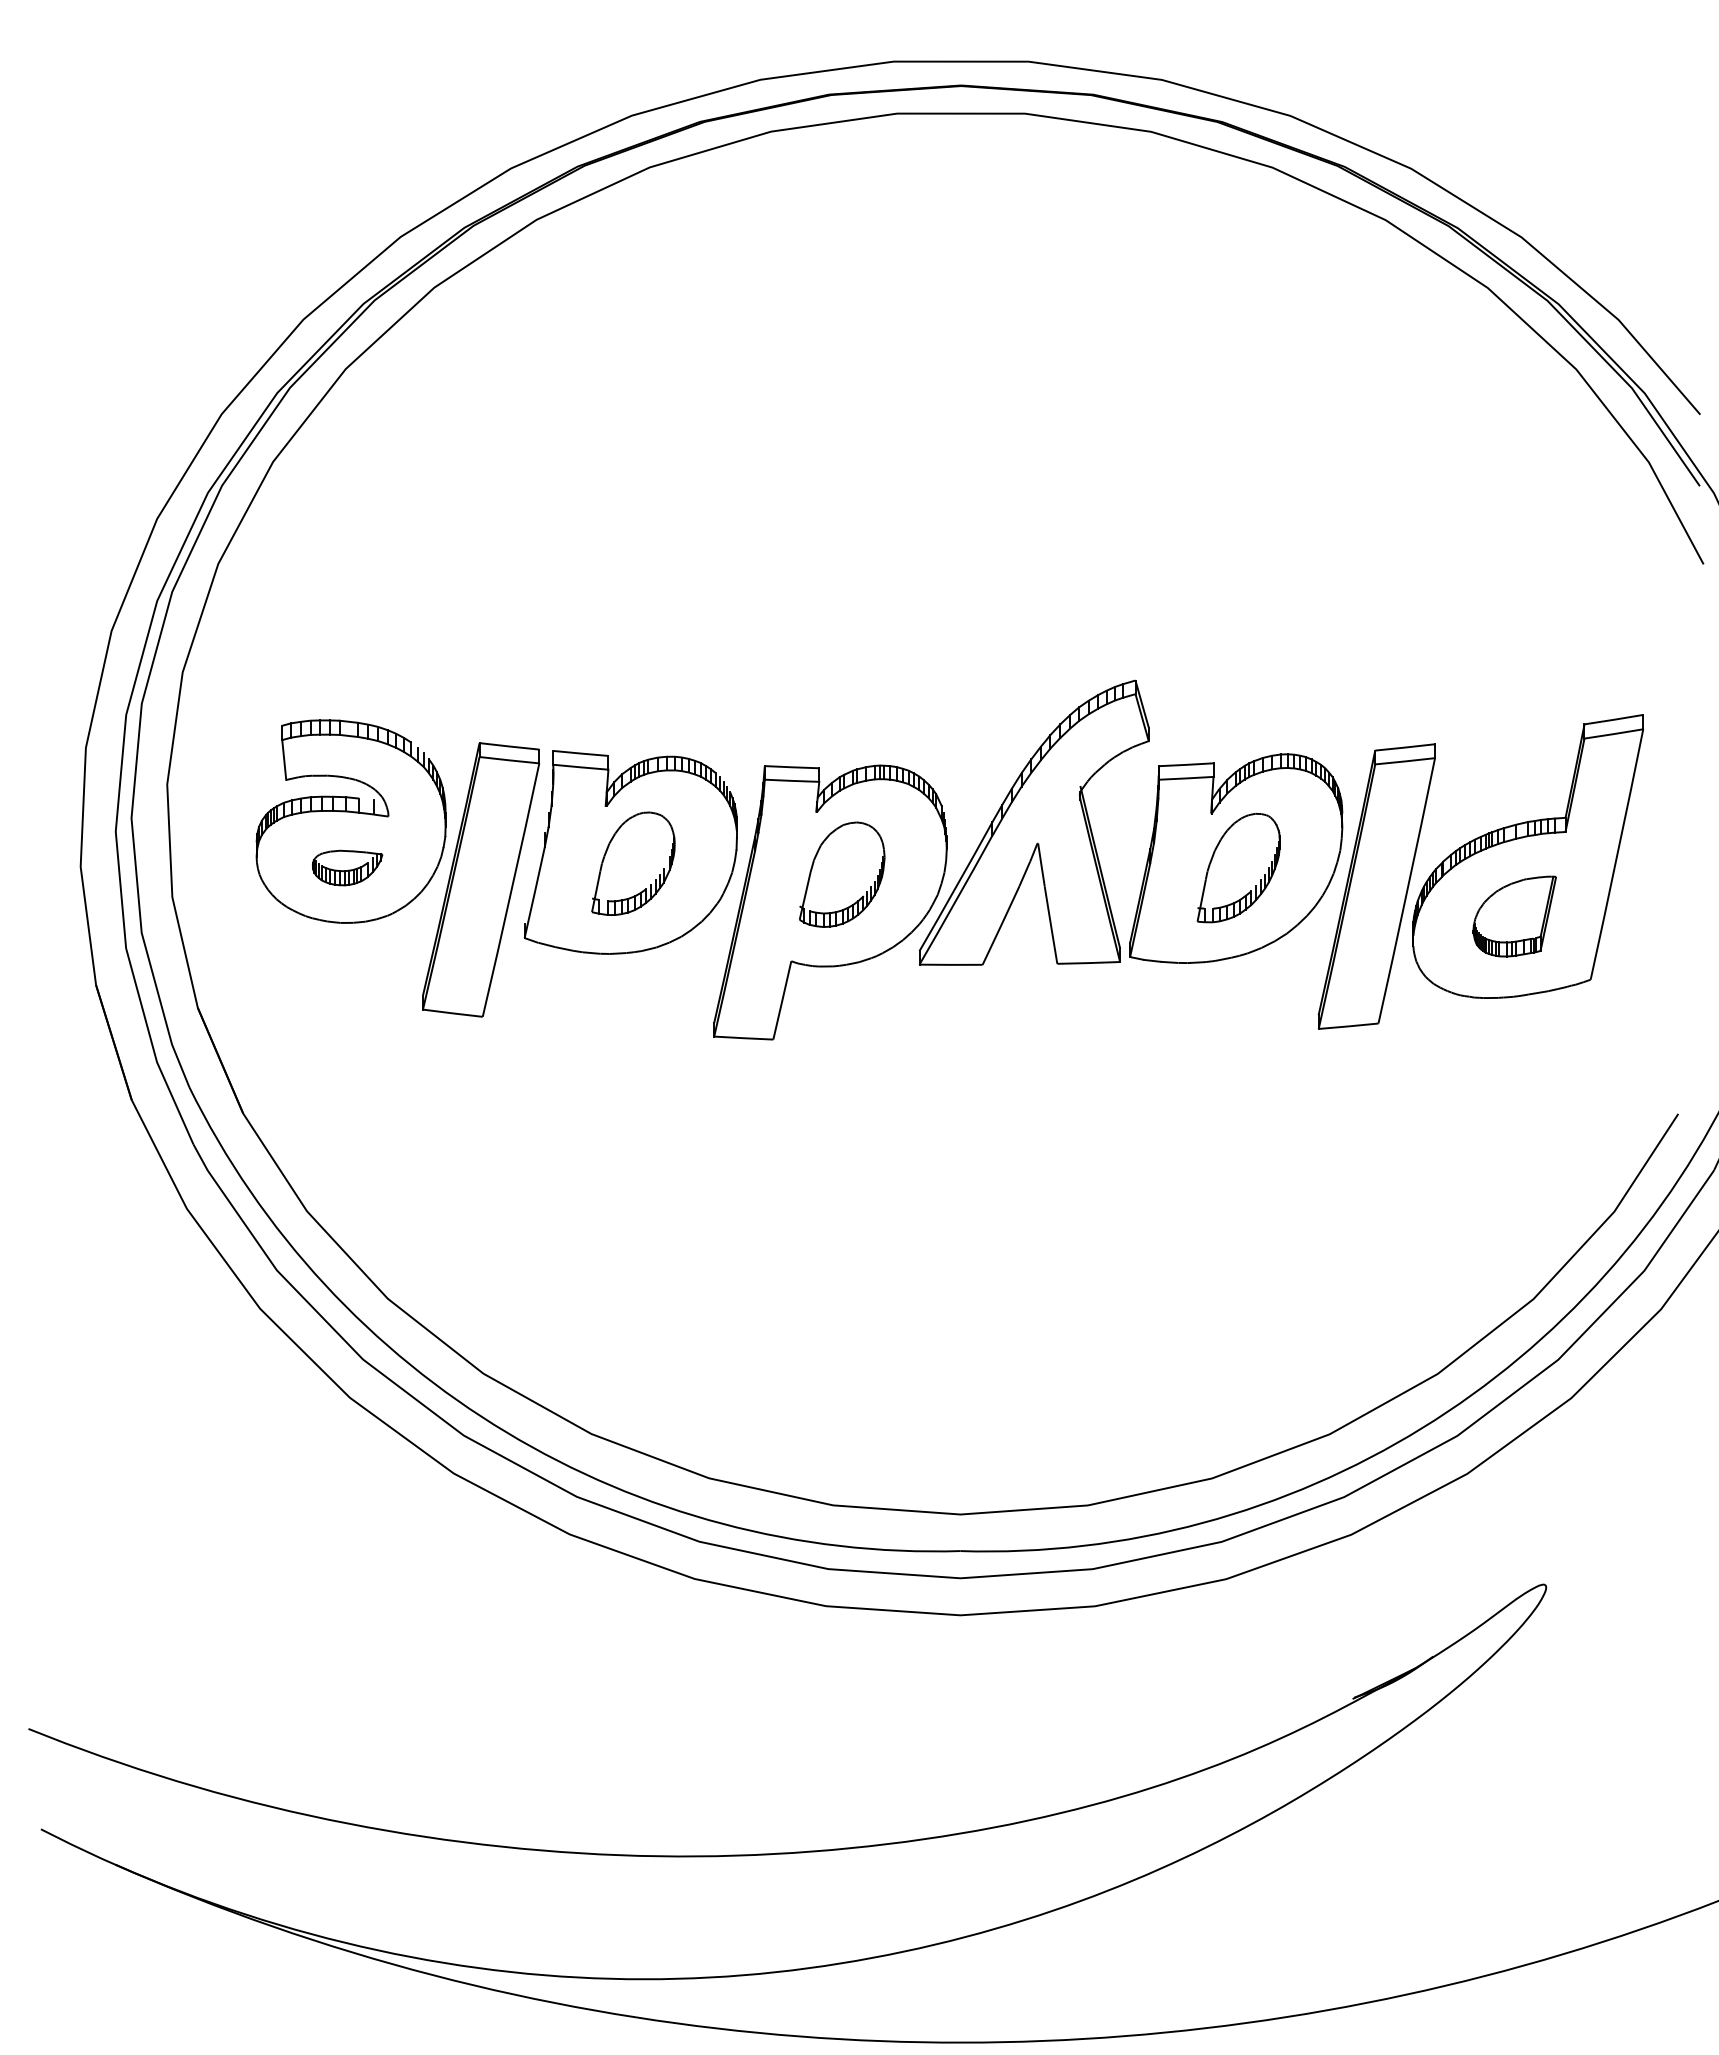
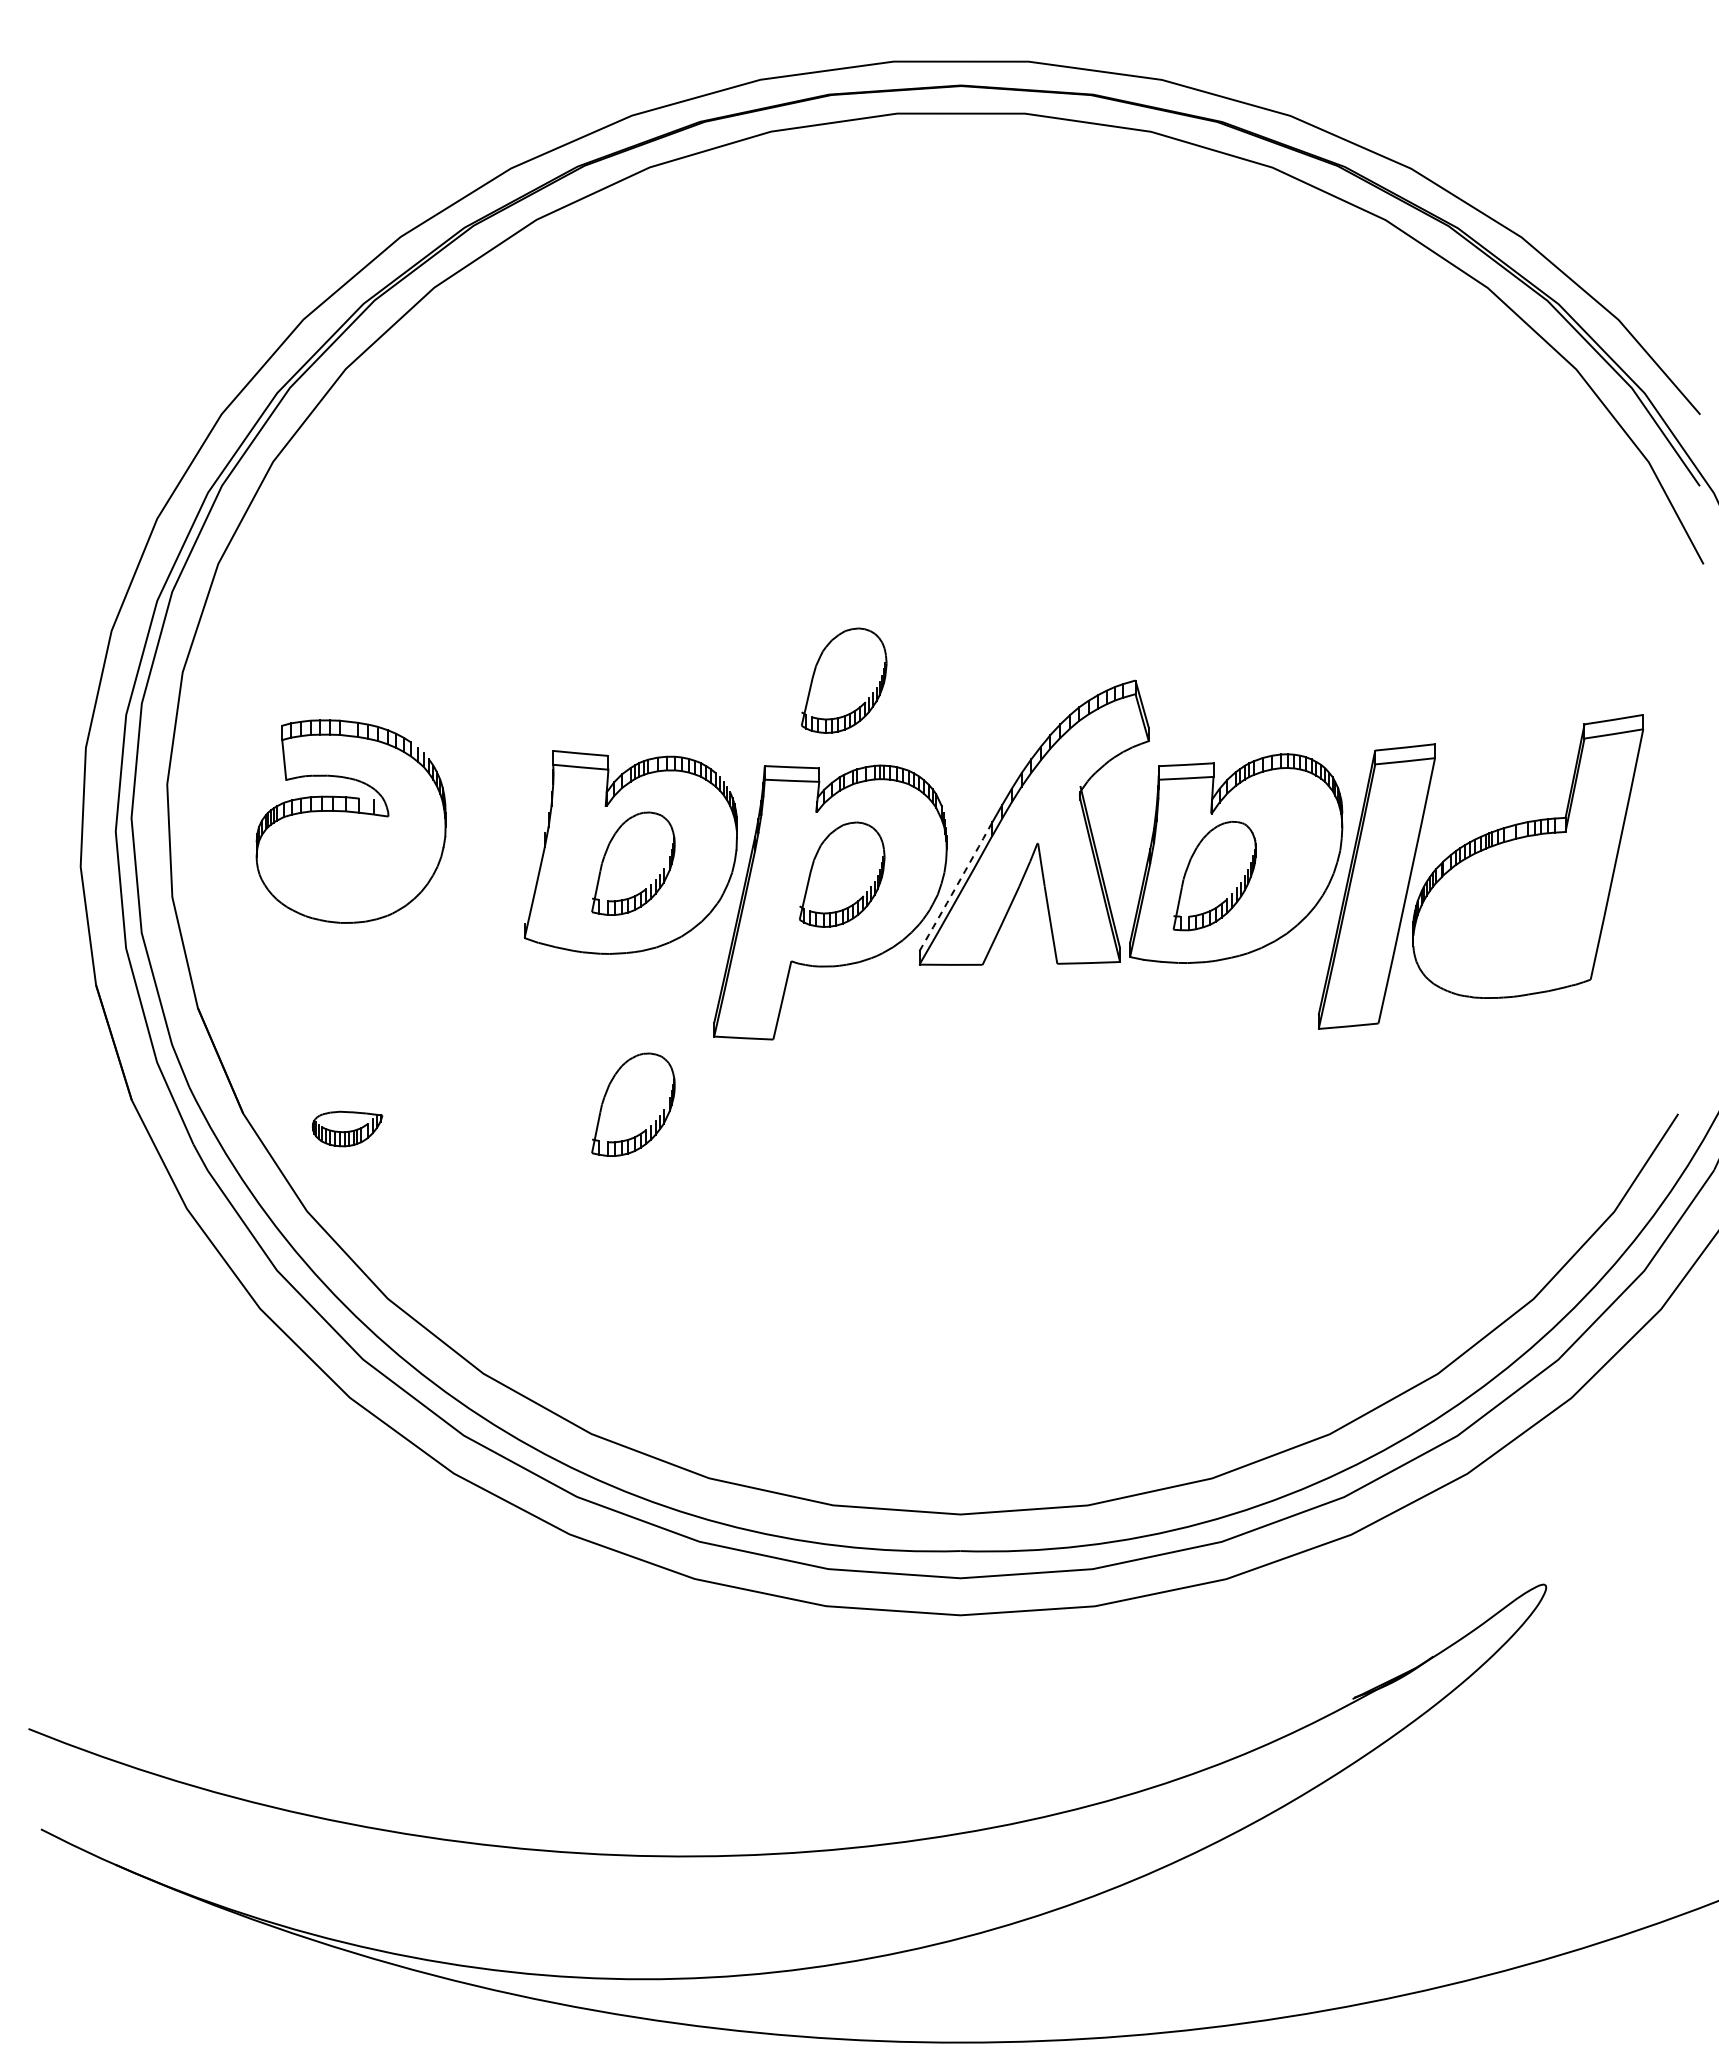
part: none -> present (844, 680)
part position: (347, 867) -> (347, 1128) (347, 1128)
part position: (1238, 868) -> (1214, 876) (1214, 876)
part: present -> none (480, 879)
arc: solid -> dashed (956, 886)
part: present -> none (1514, 916)
part: none -> present (633, 1104)
